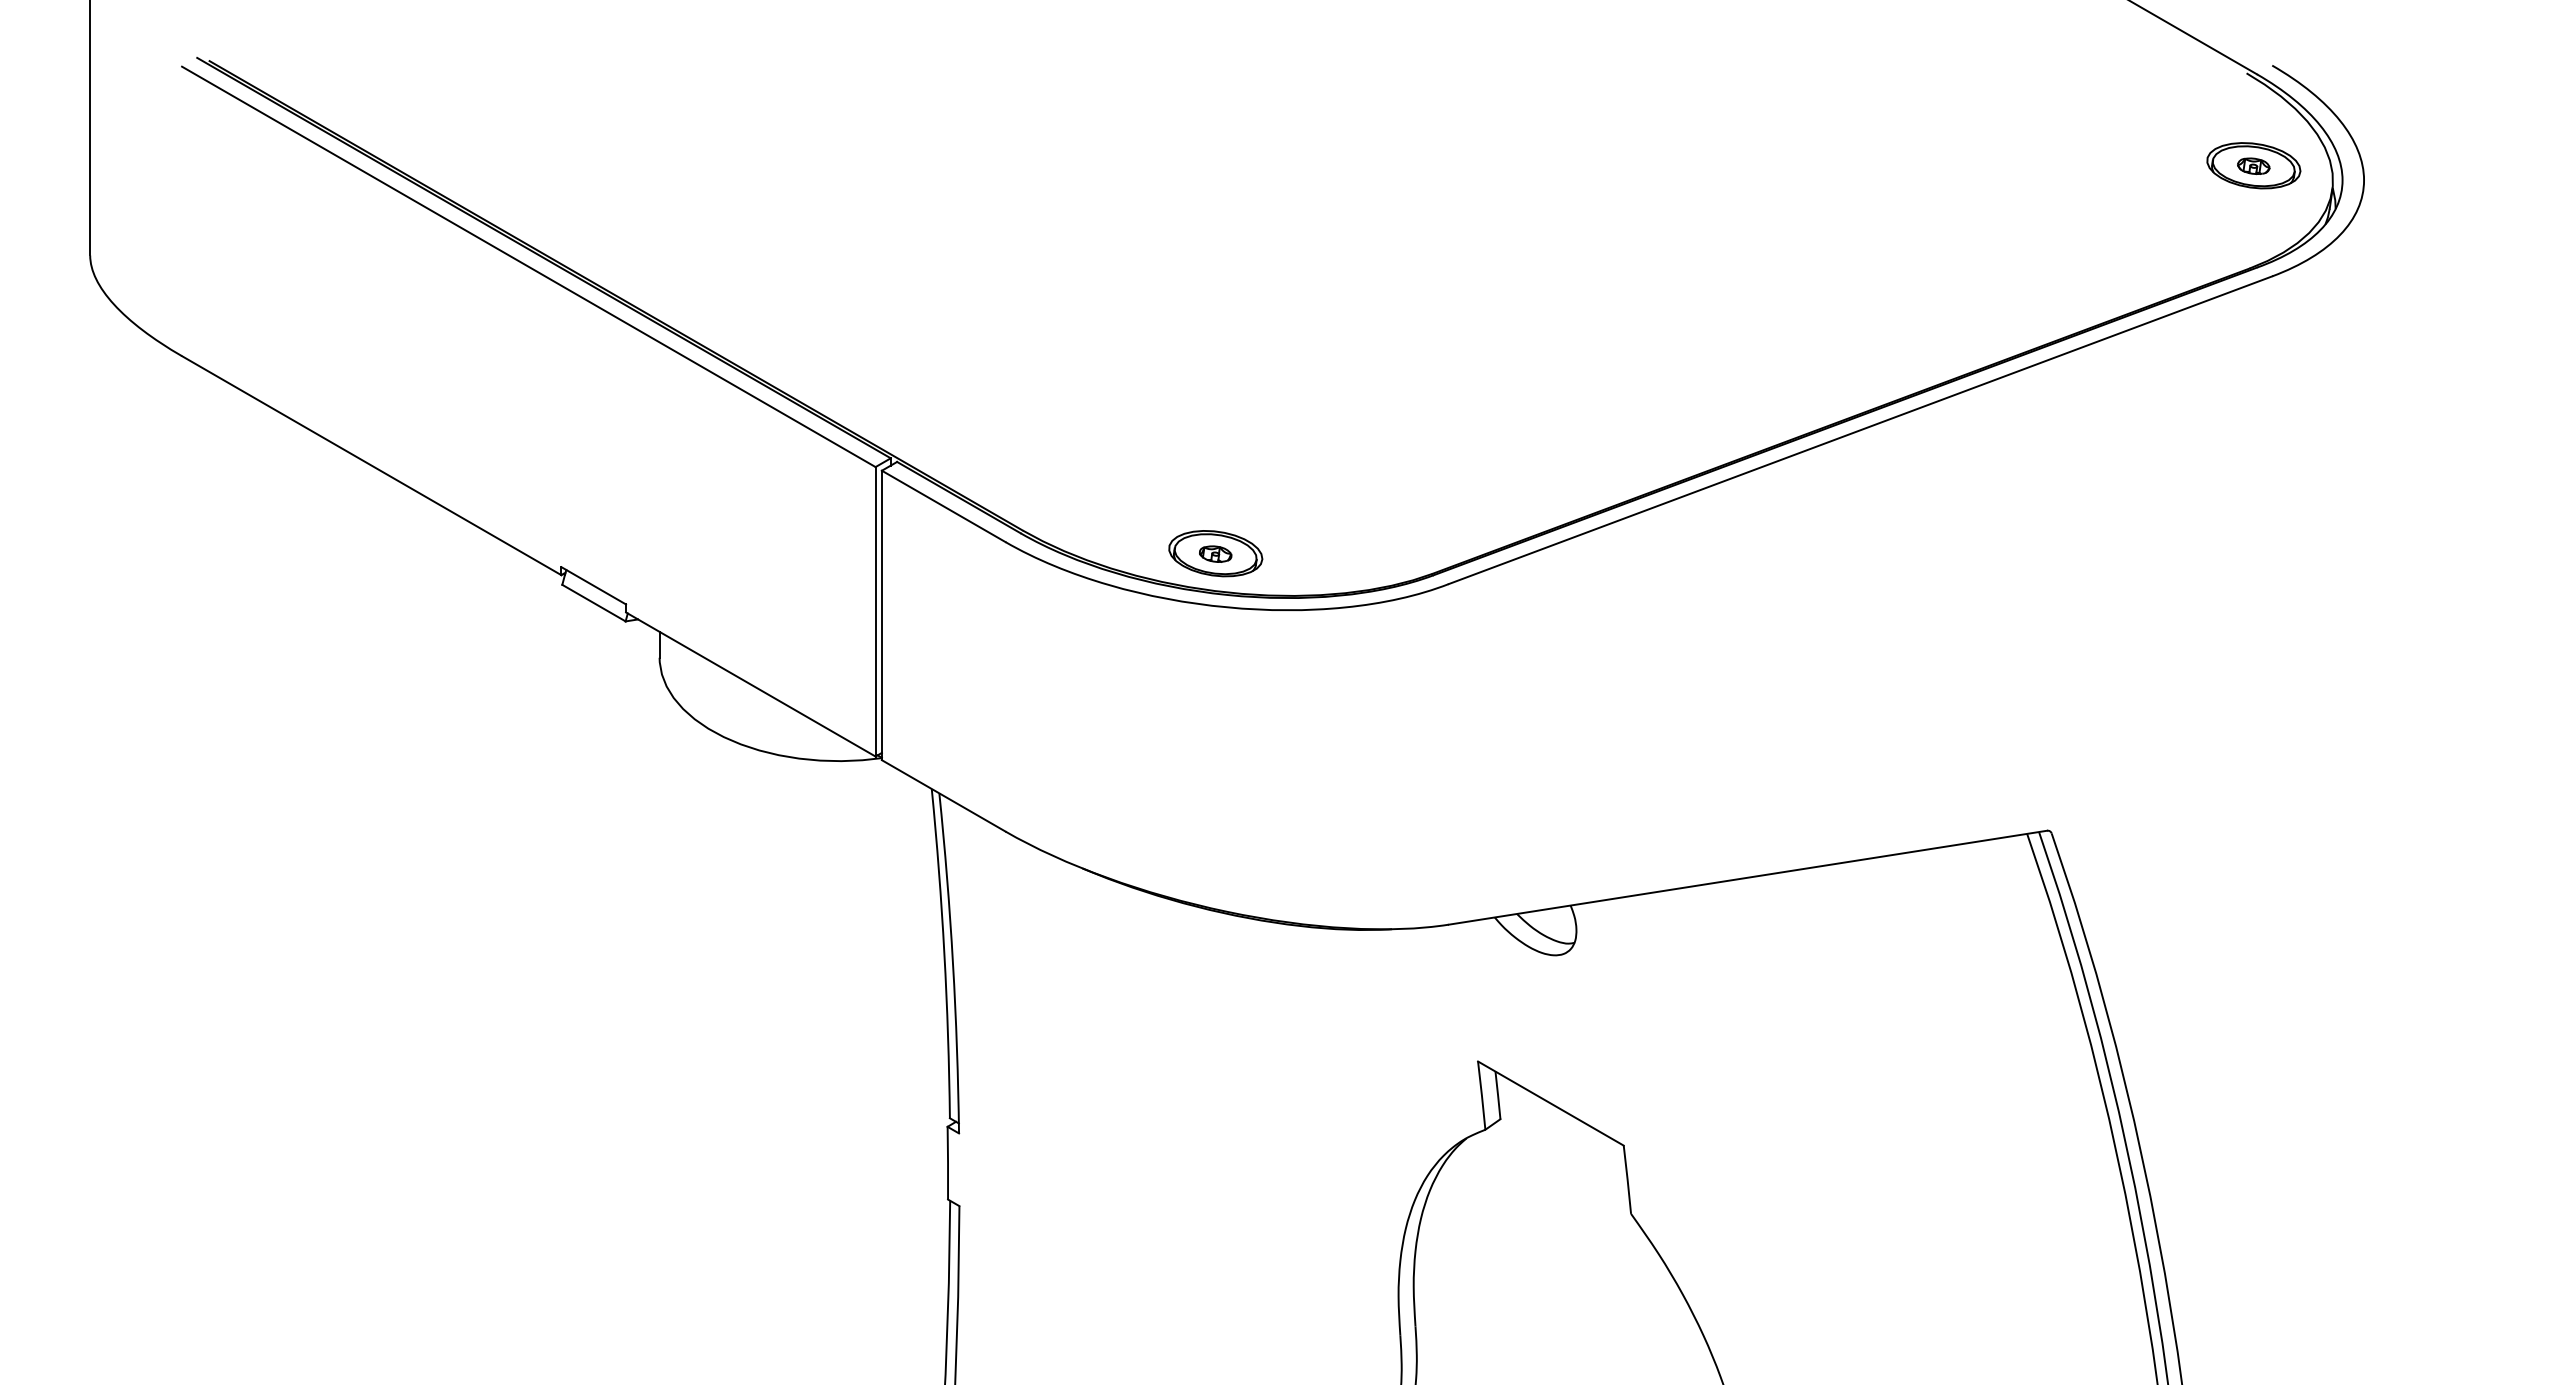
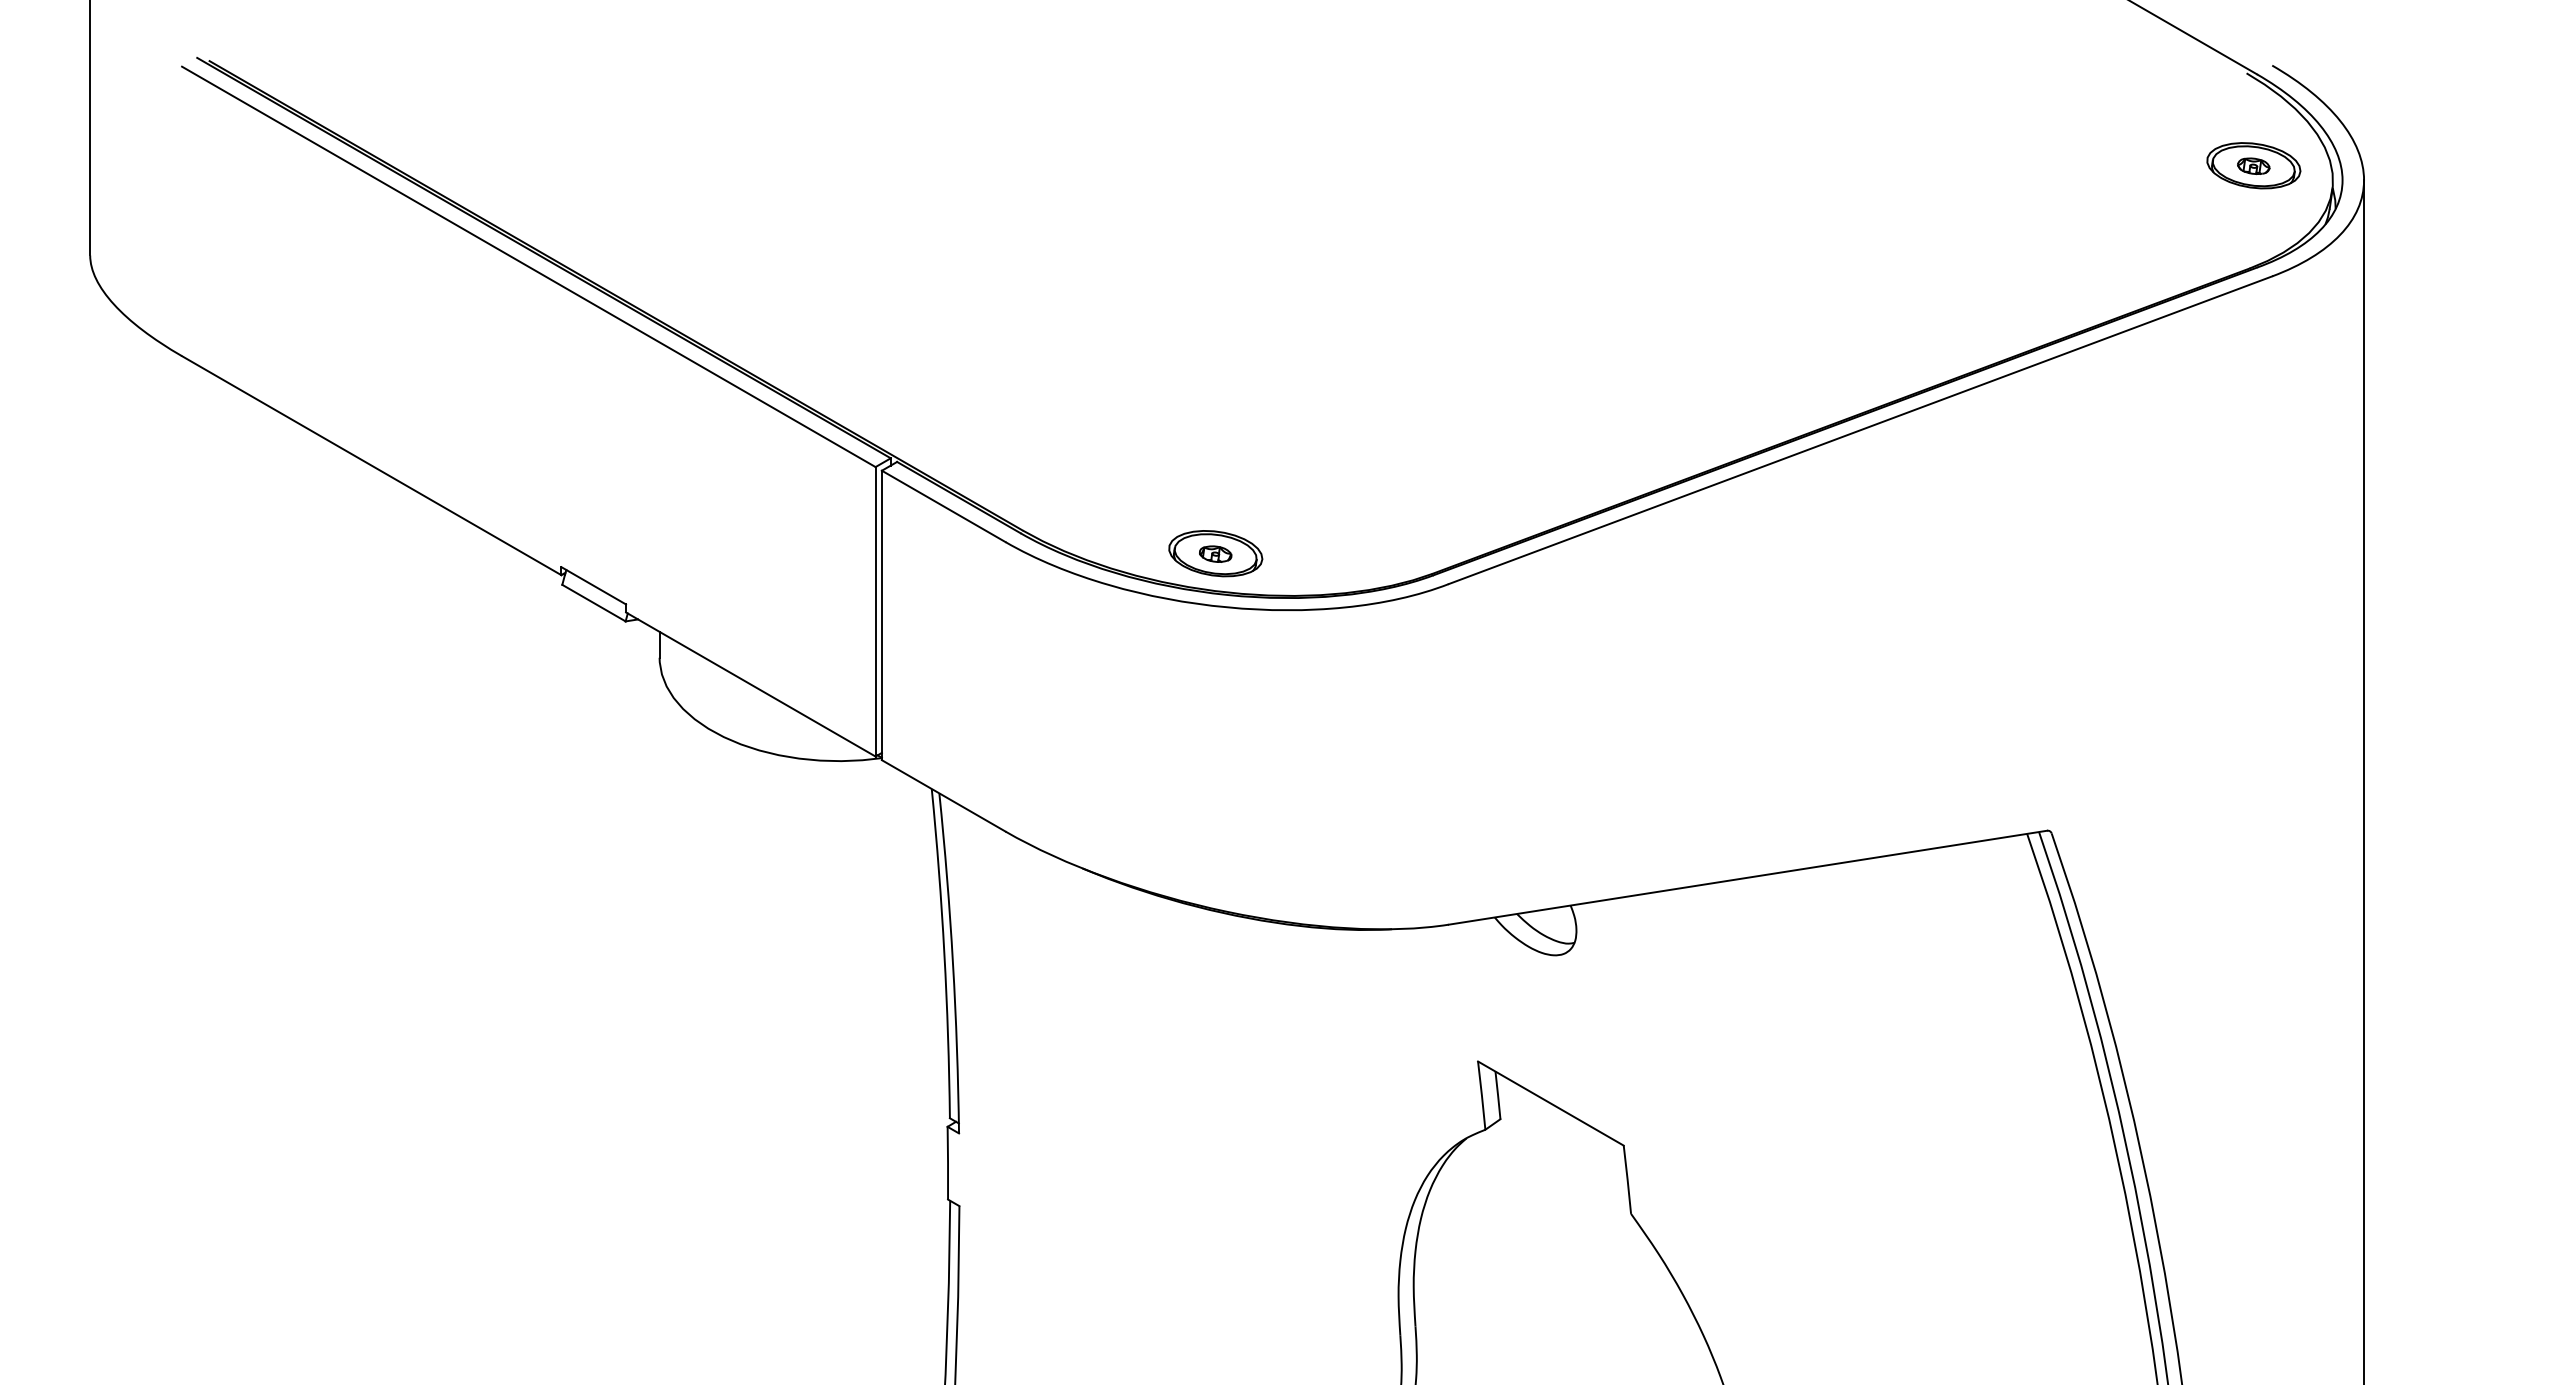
line: none -> present (2364, 780)
